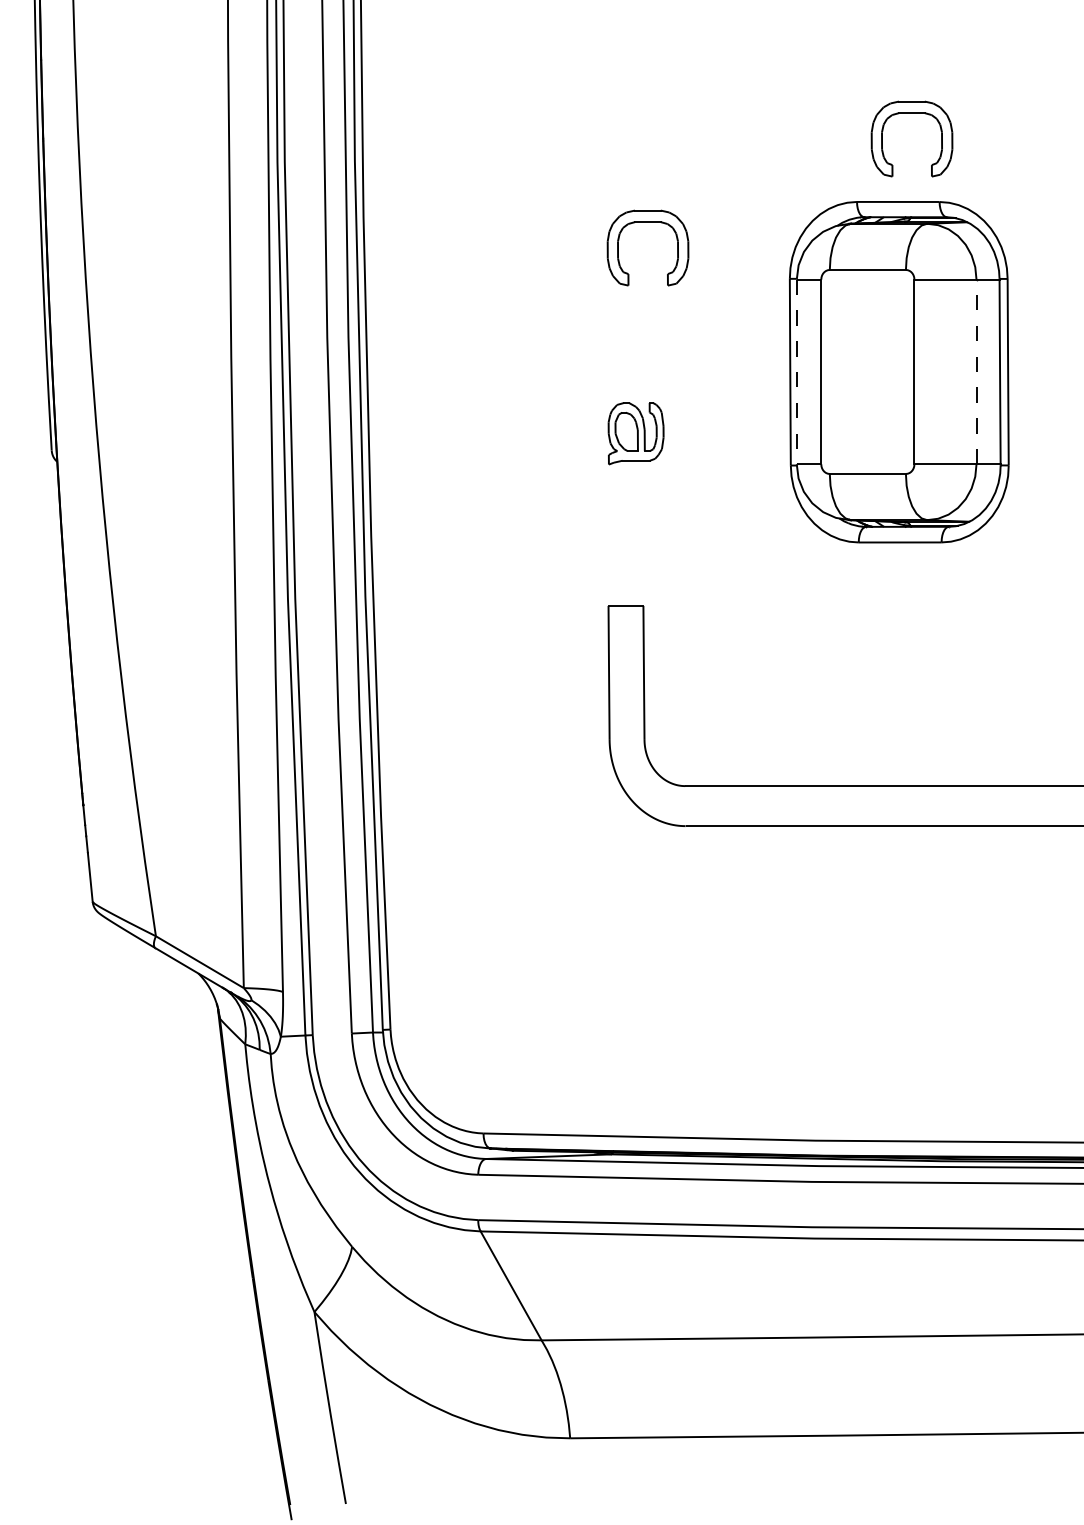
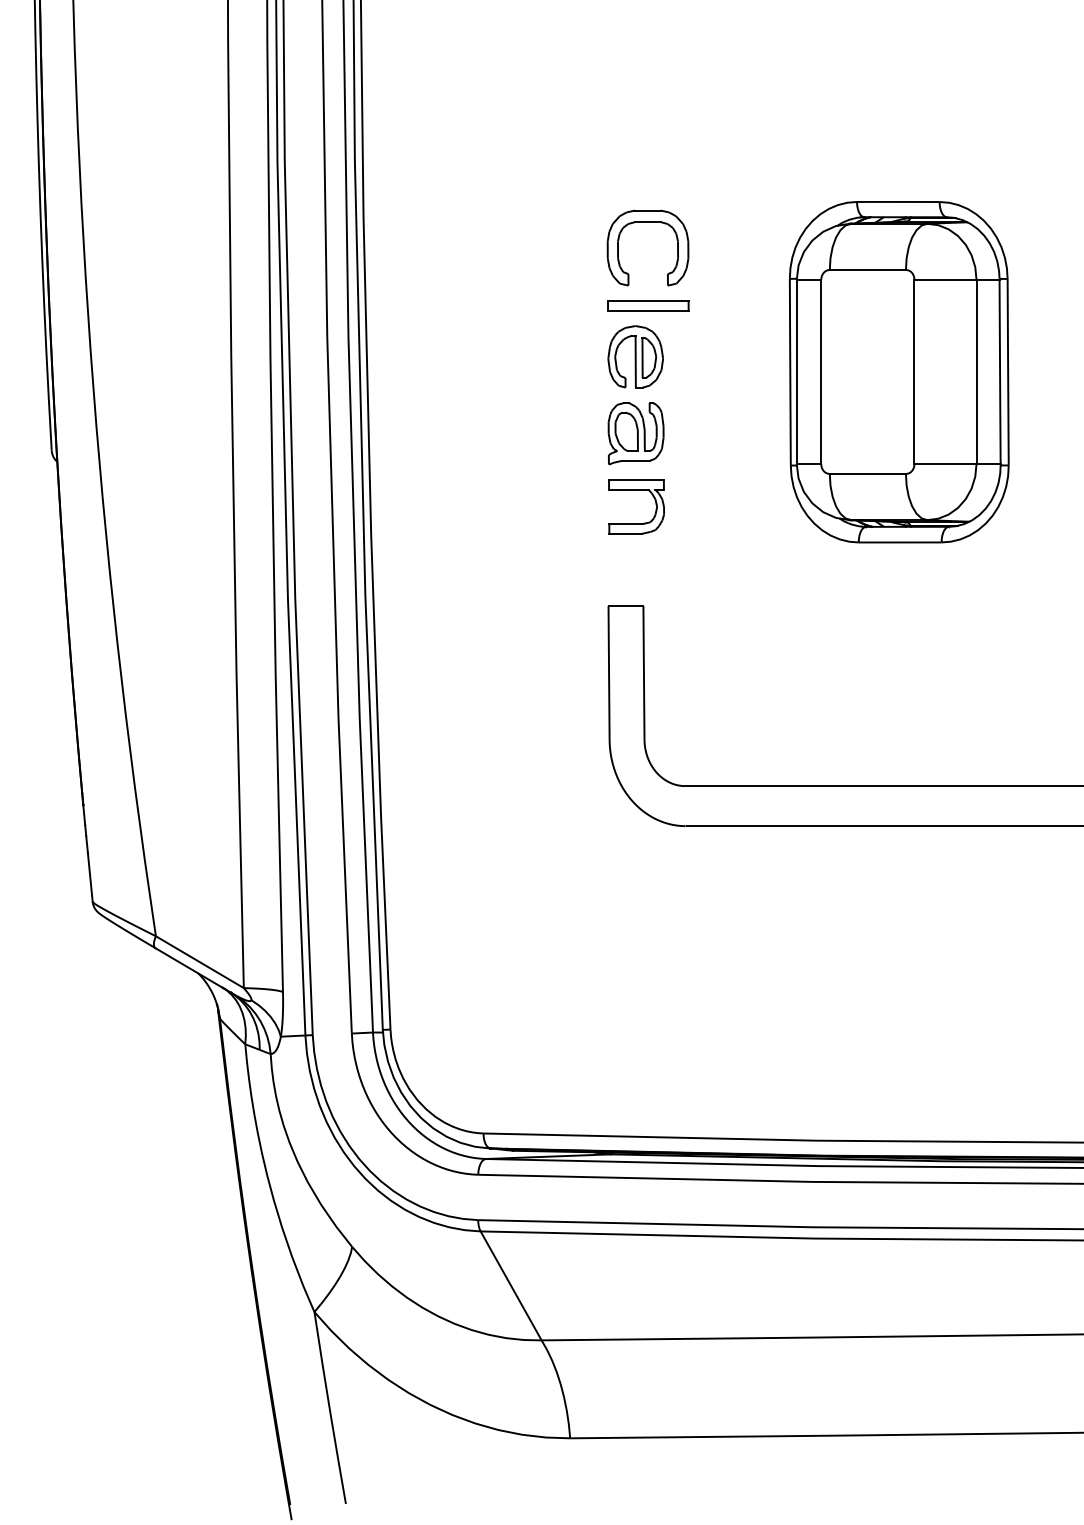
part: present -> none (911, 113)
part: none -> present (648, 305)
part: none -> present (635, 356)
line: dashed -> solid (976, 371)
line: dashed -> solid (796, 372)
part: none -> present (636, 490)
